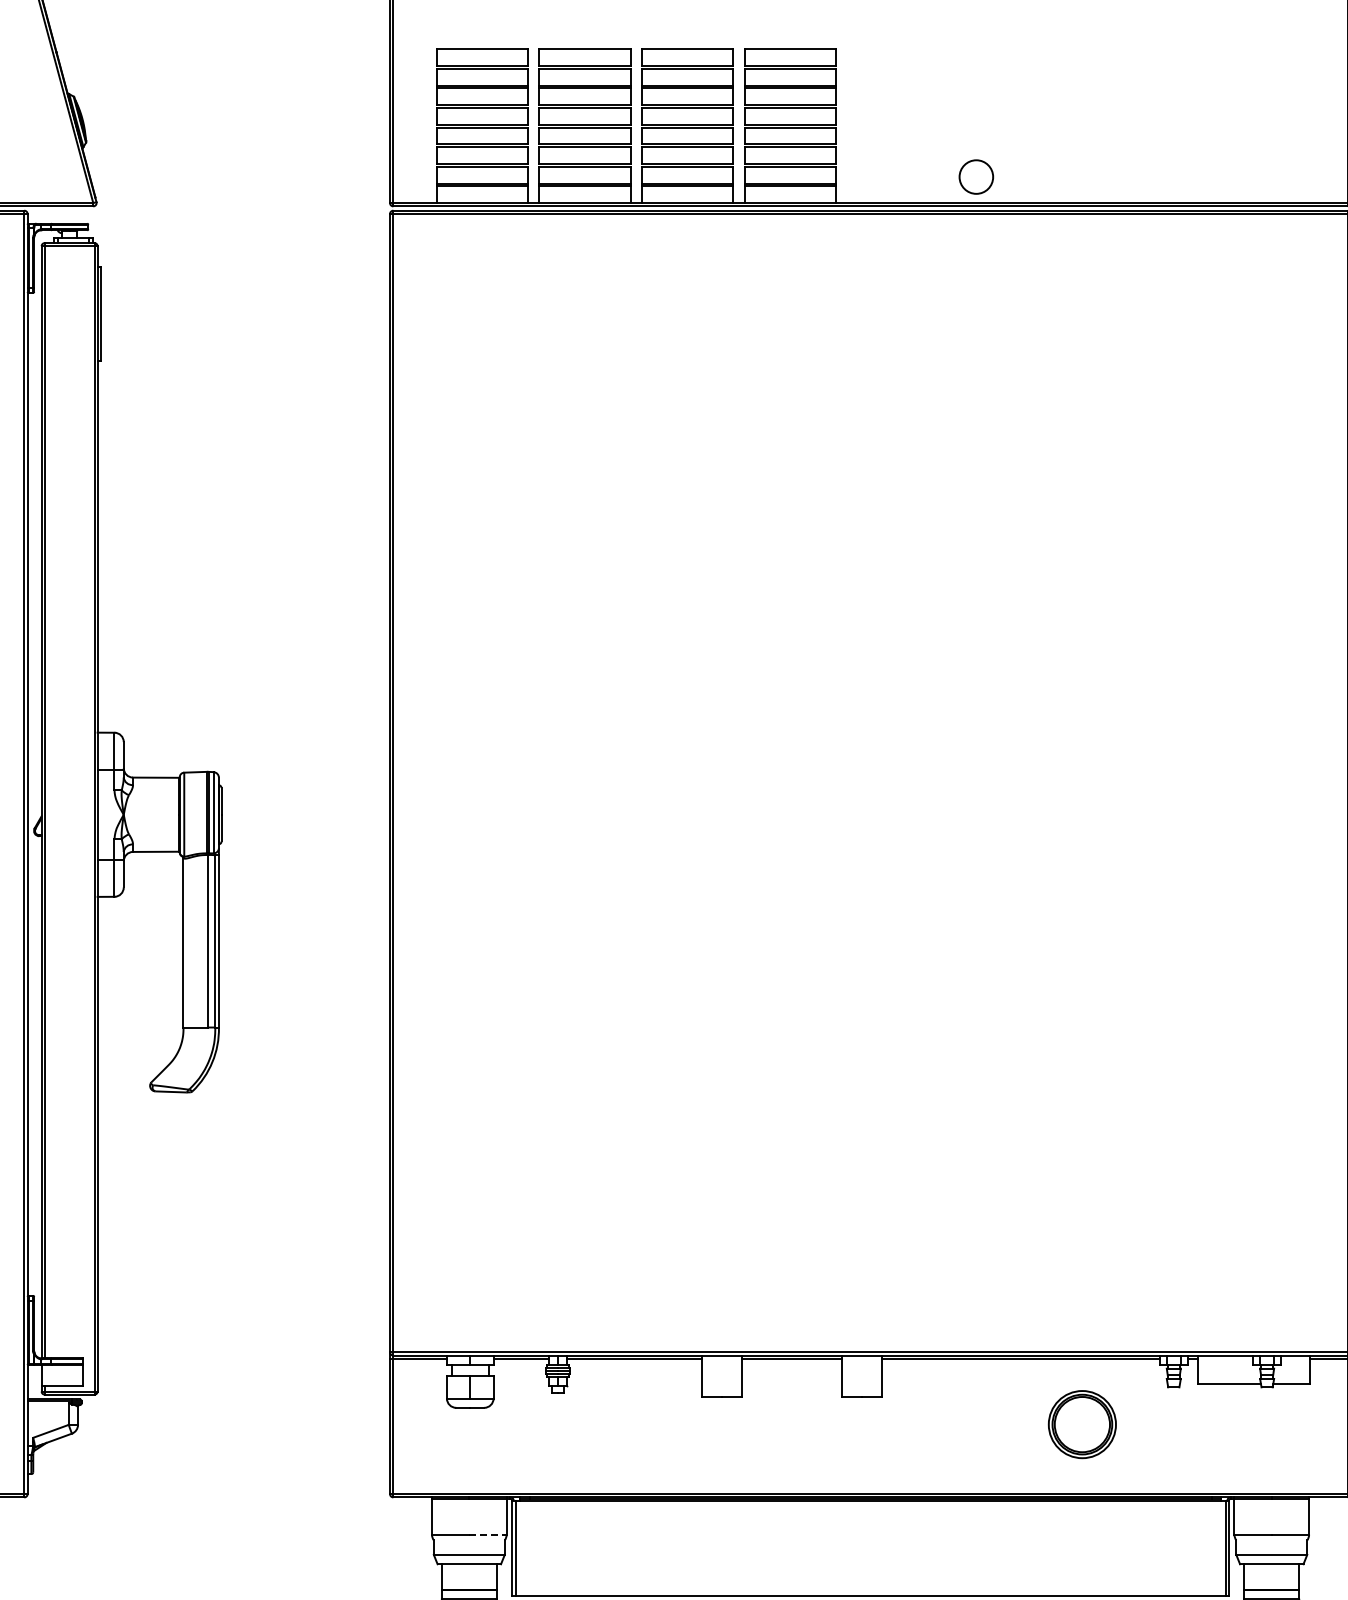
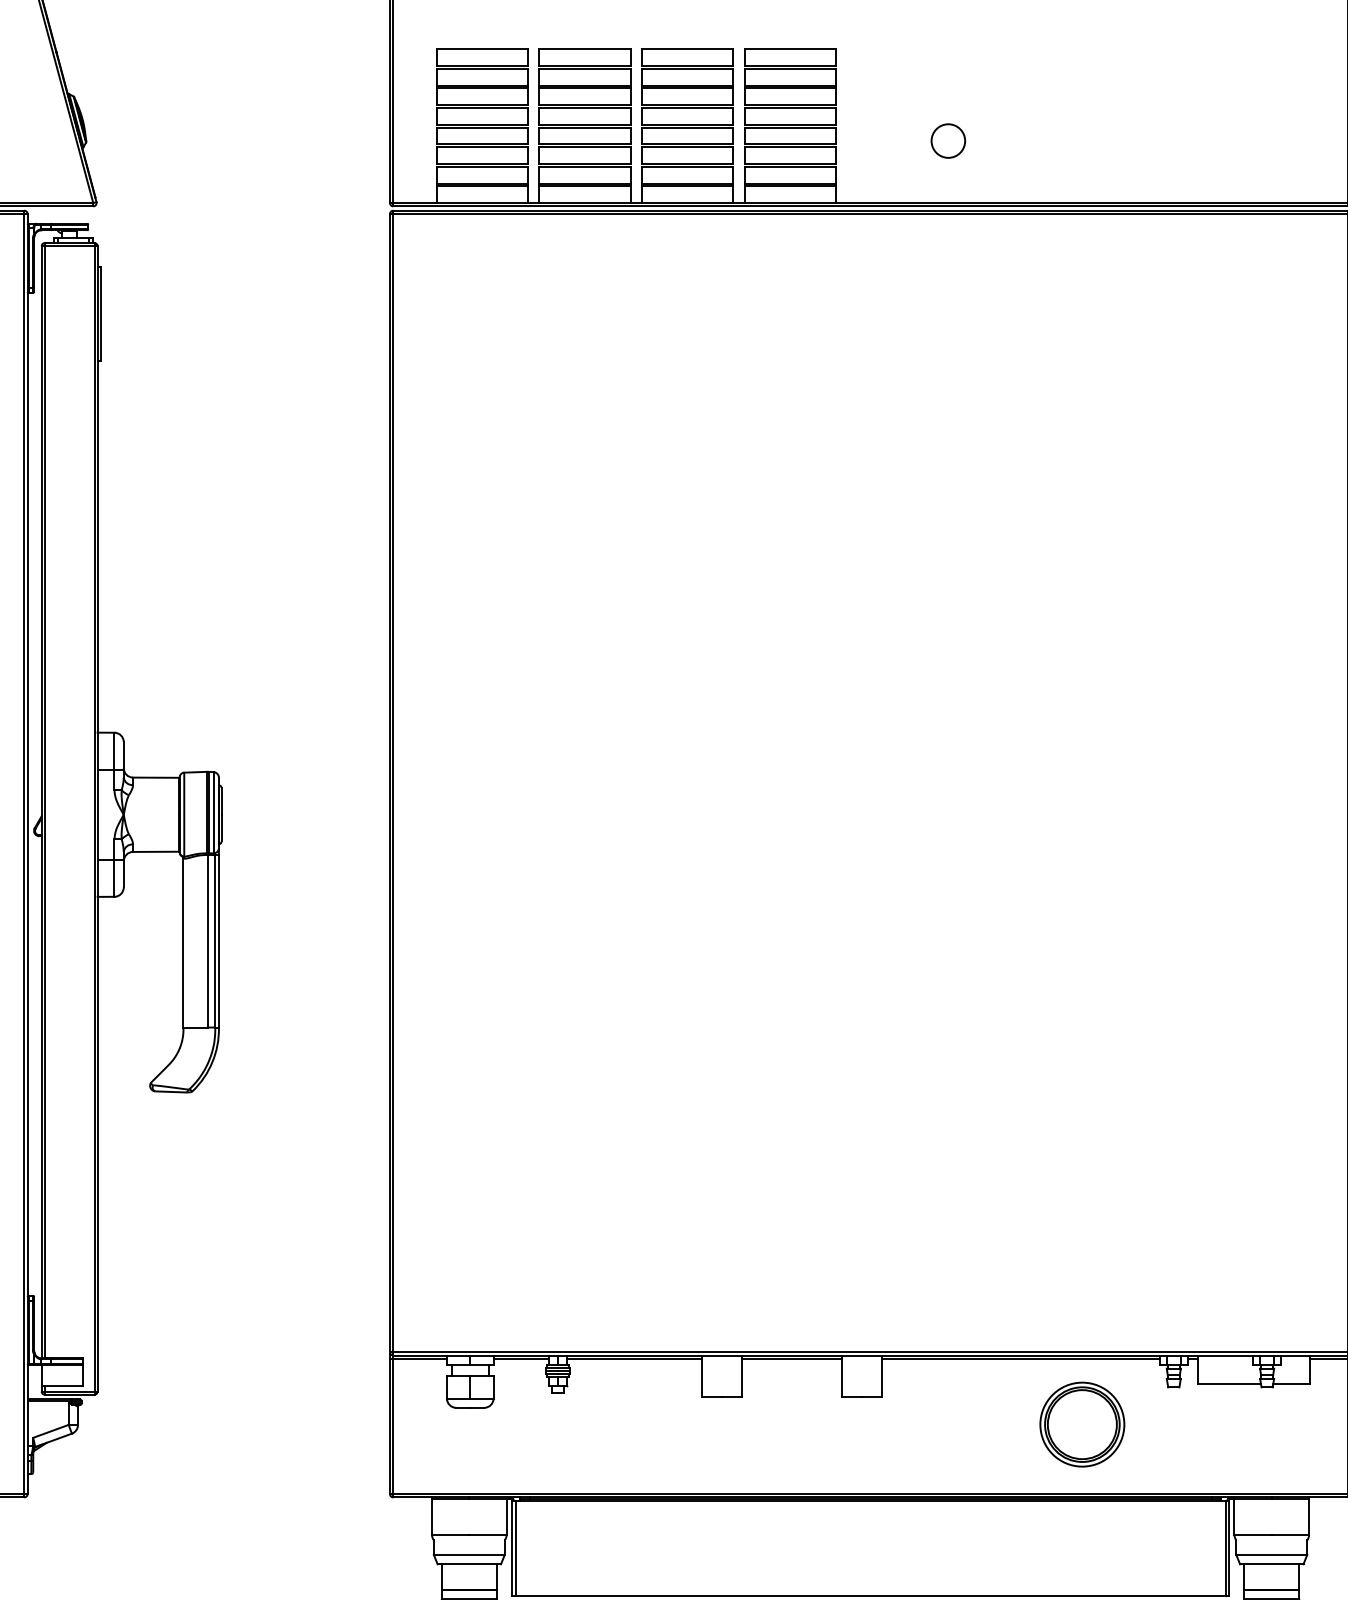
circle position: (976, 176) -> (948, 140) (948, 140)
part size: 70x70 px -> 87x87 px (1082, 1424)
line: dashed -> solid (487, 1534)
